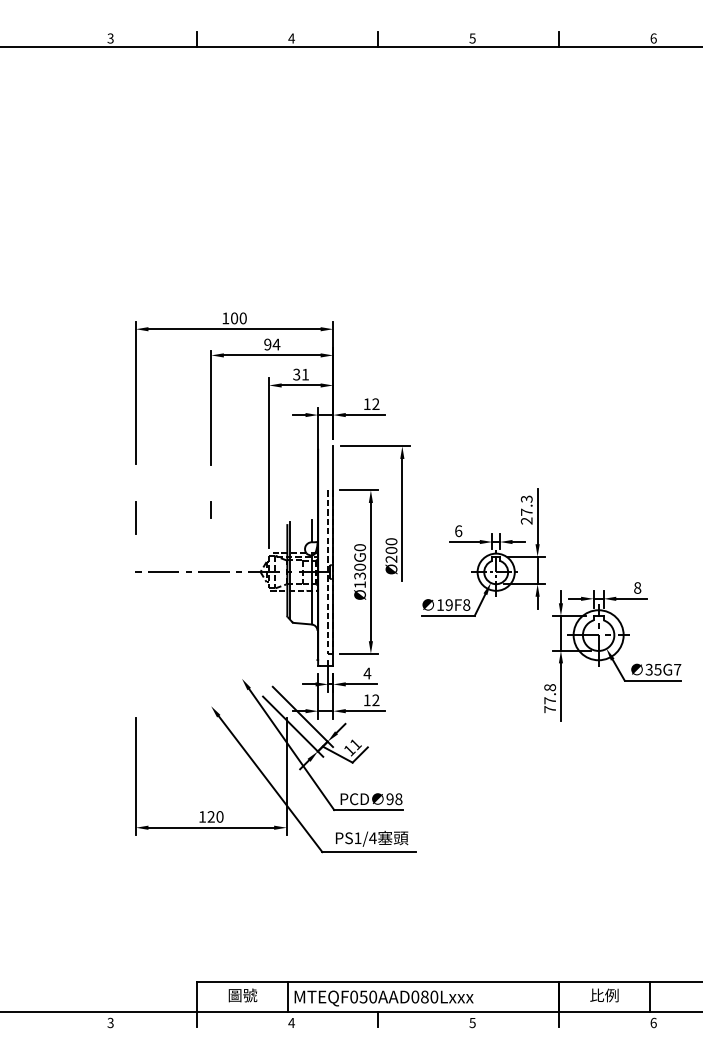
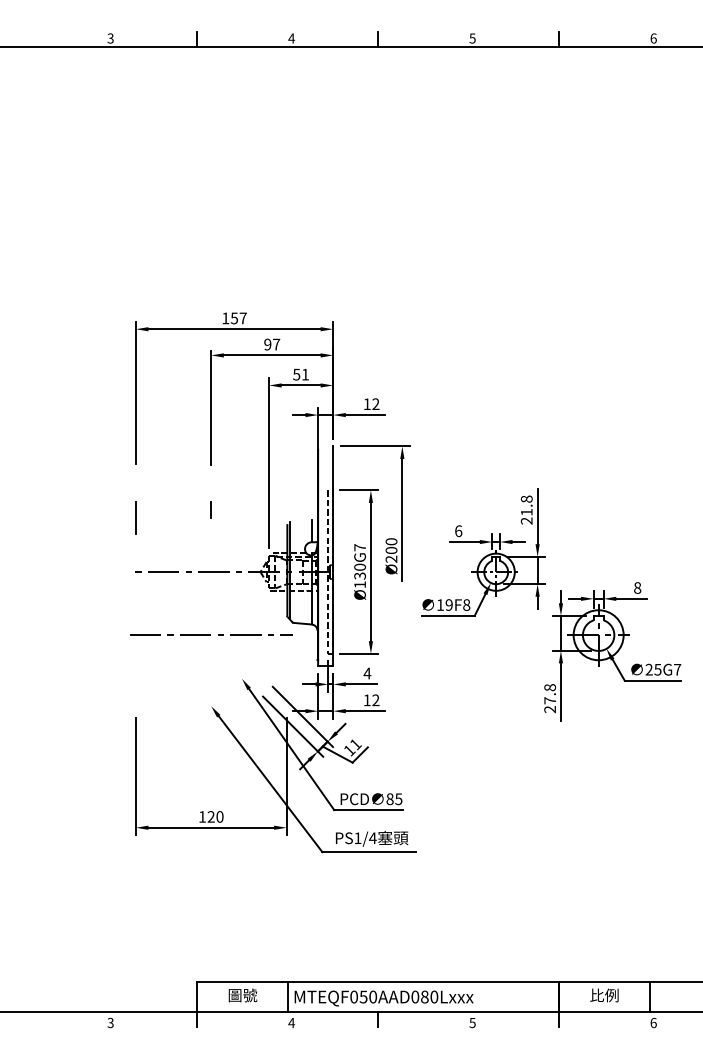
text: 100 -> 157 (238, 318)
text: 94 -> 97 (276, 344)
text: 31 -> 51 (296, 373)
text: 27.3 -> 21.8 (526, 505)
text: Ø130G0 -> Ø130G7 (359, 547)
line: none -> present (210, 634)
text: 35G7 -> 25G7 (648, 669)
text: 77.8 -> 27.8 (549, 709)
text: 98 -> 85 (394, 799)
